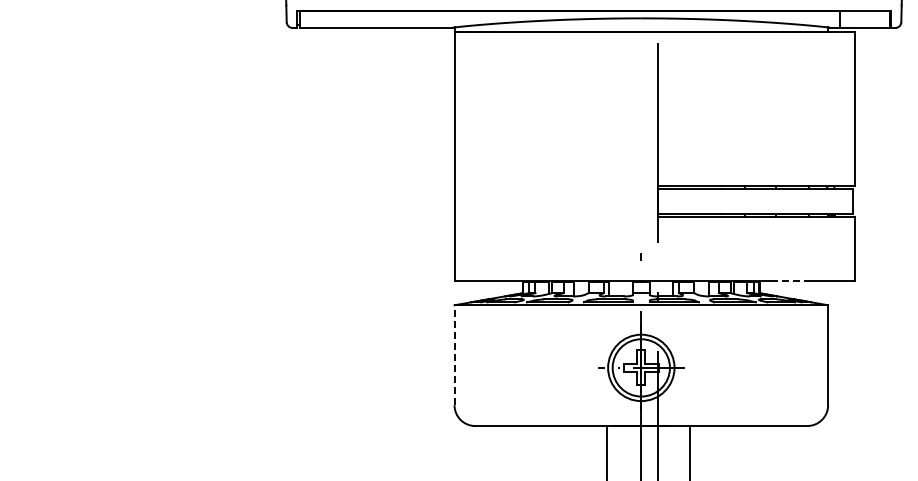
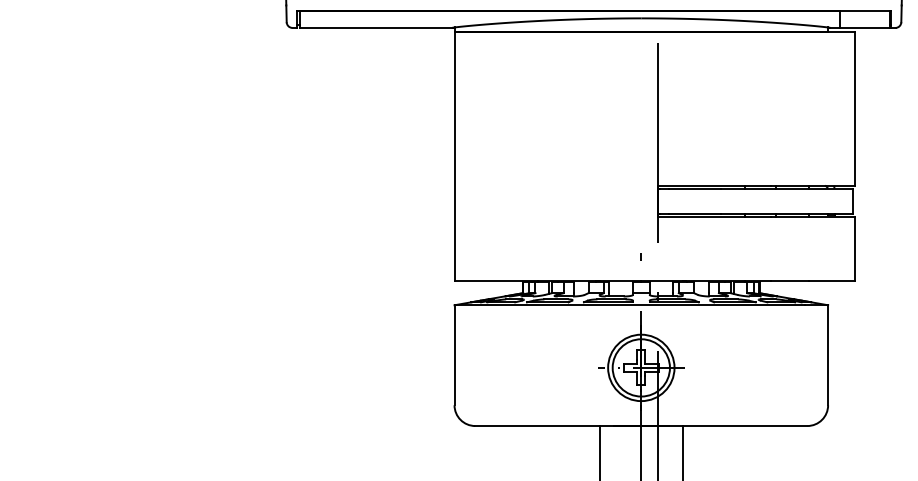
line: dashed -> solid (790, 281)
line: dashed -> solid (454, 354)
line position: (606, 451) -> (599, 451) (599, 451)
line position: (689, 451) -> (682, 451) (682, 451)
